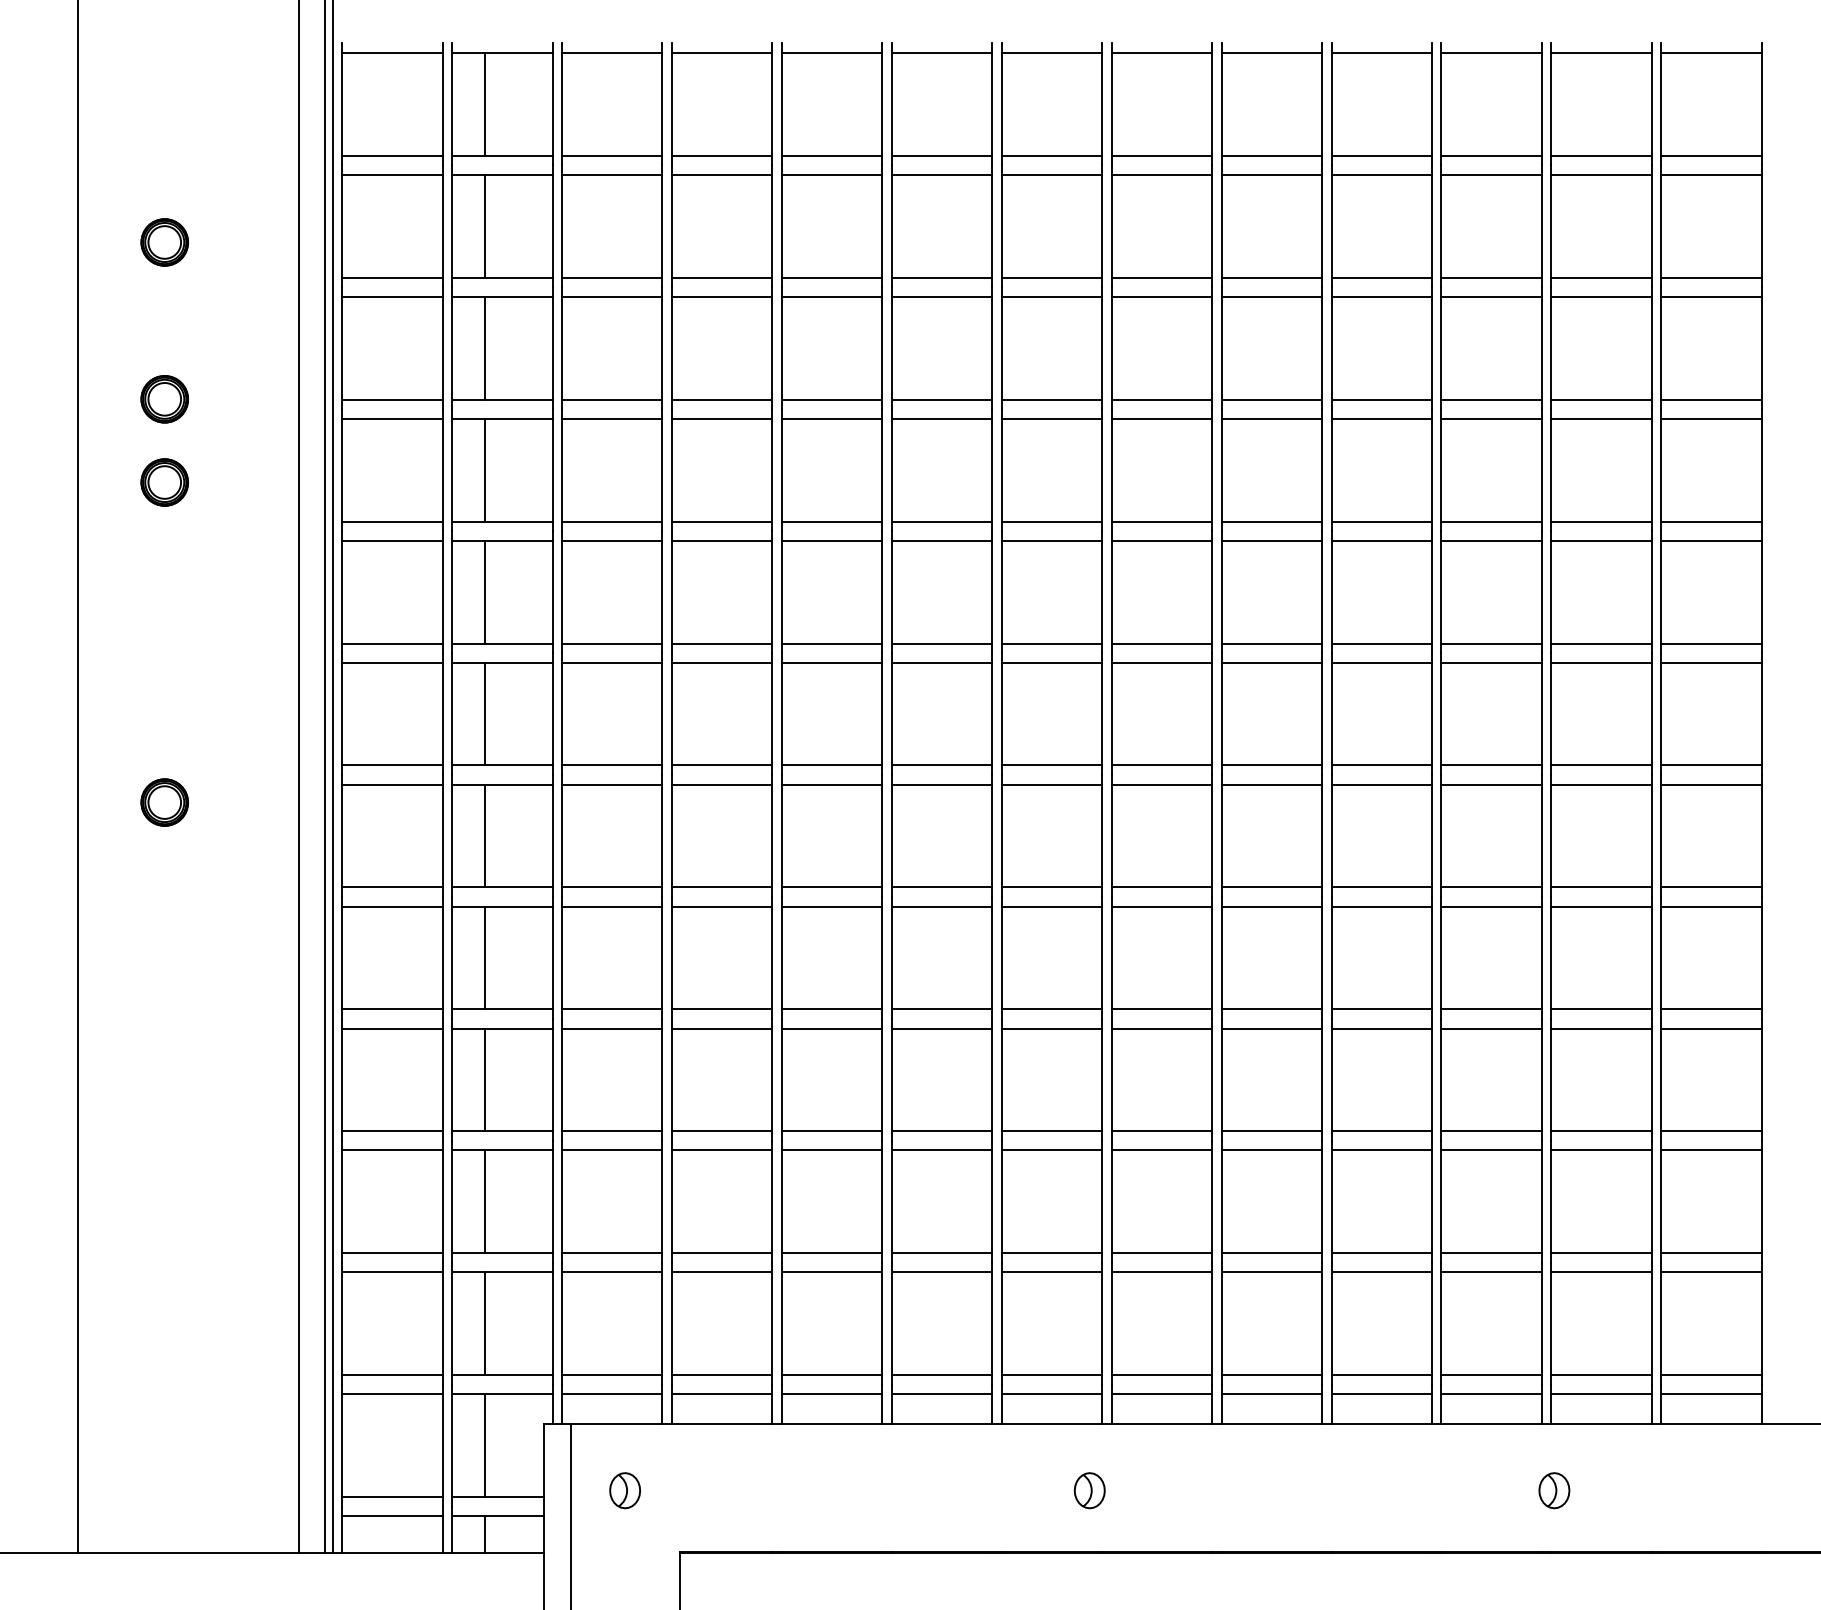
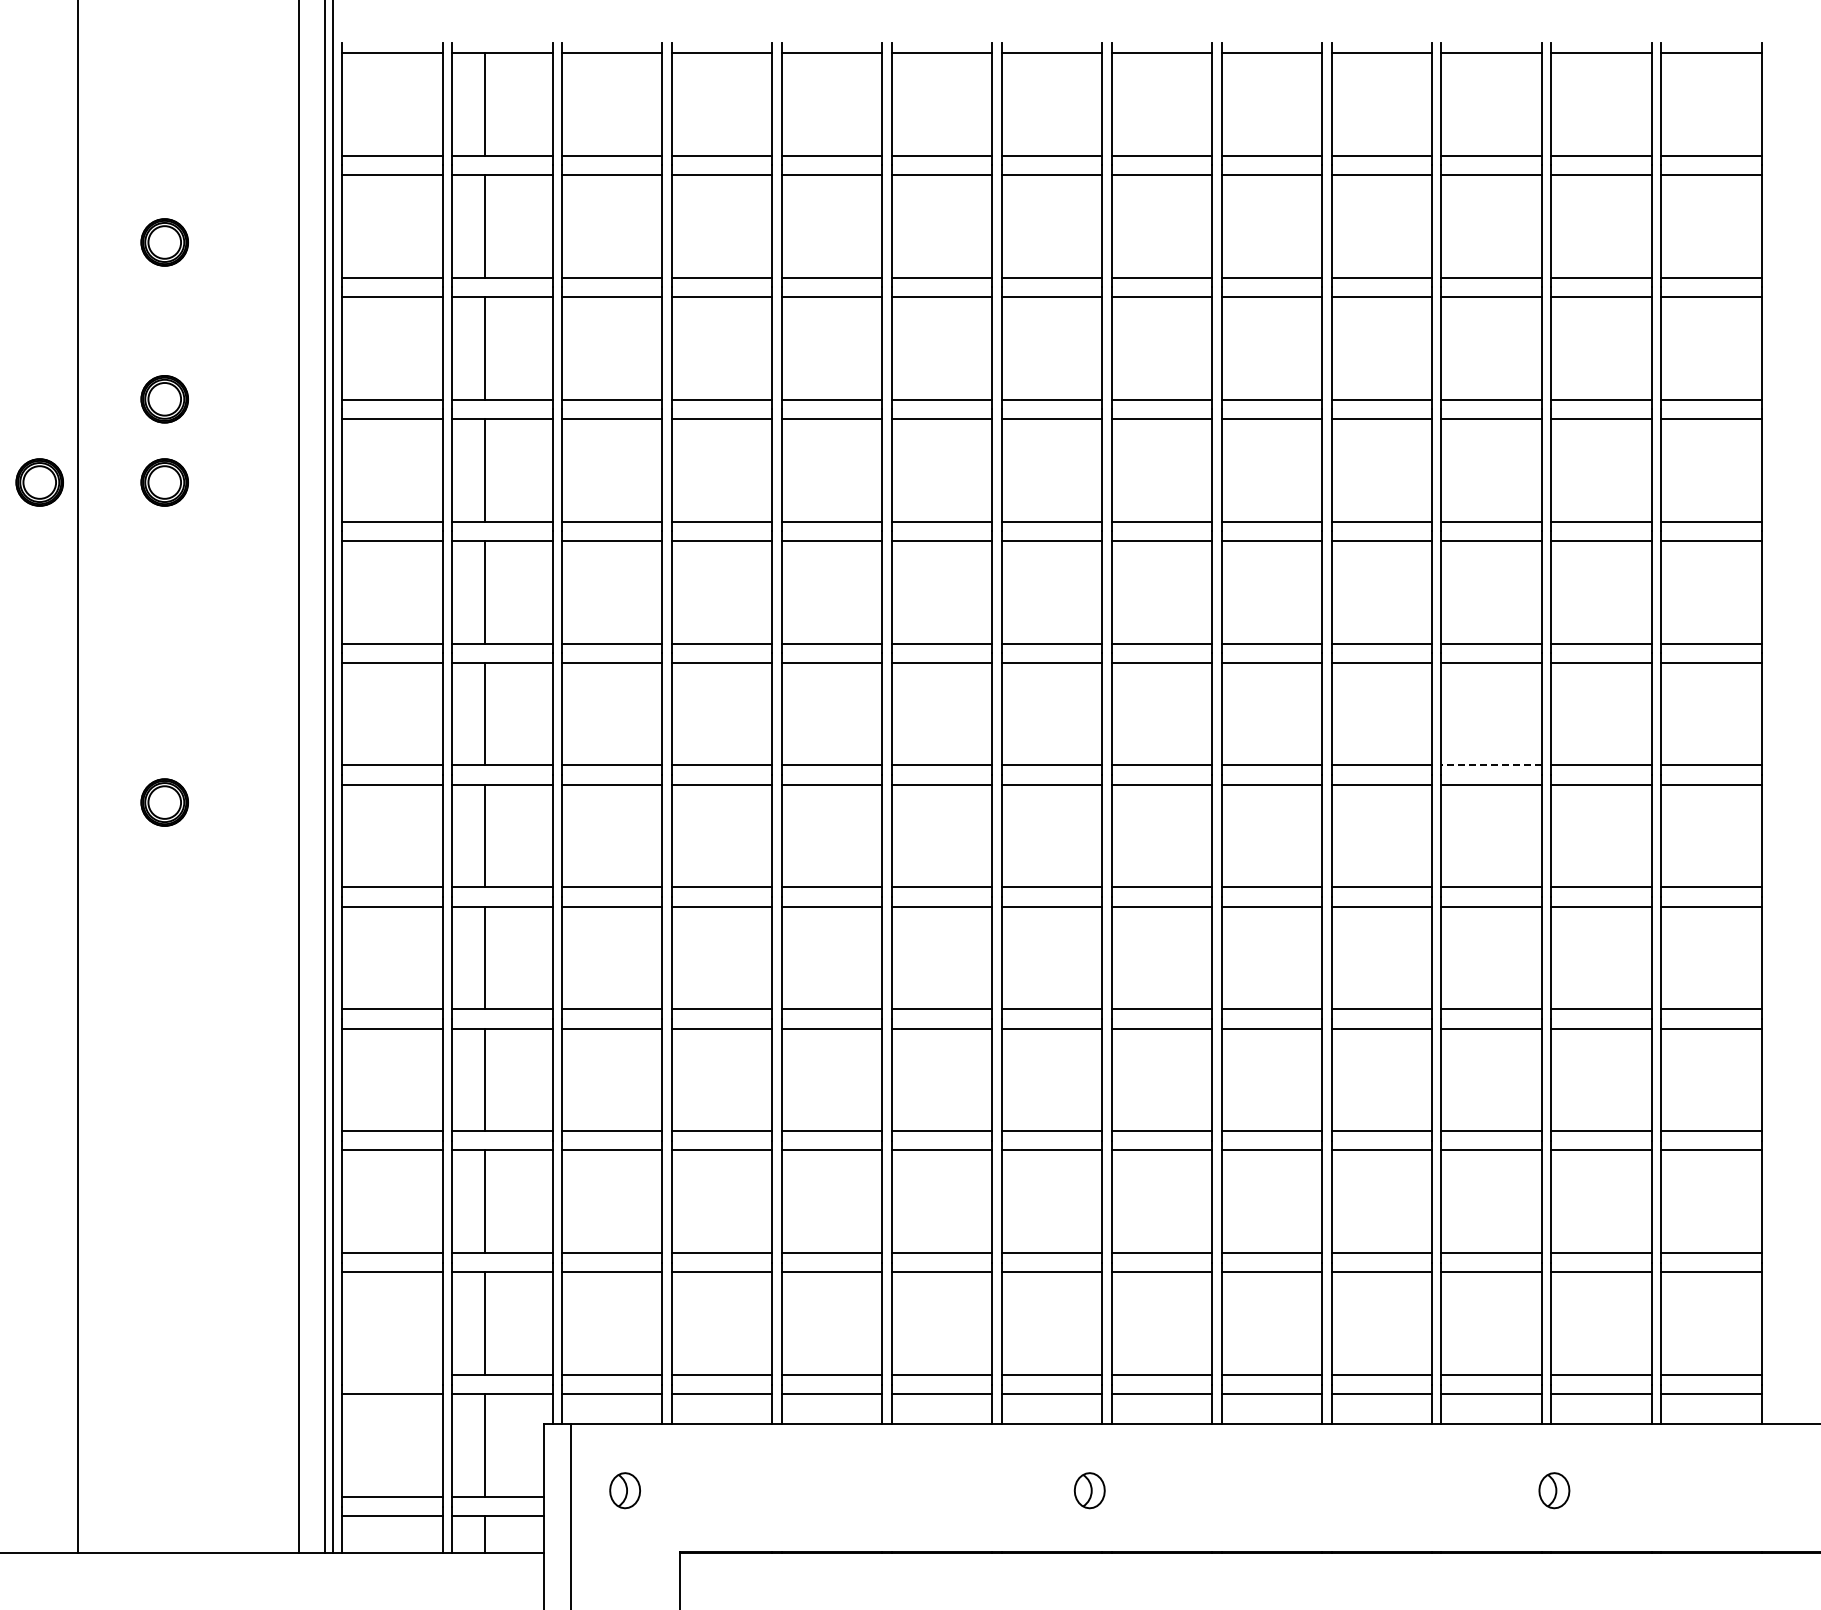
part: none -> present (39, 482)
line: solid -> dashed (1491, 765)
line: present -> none (392, 1375)
